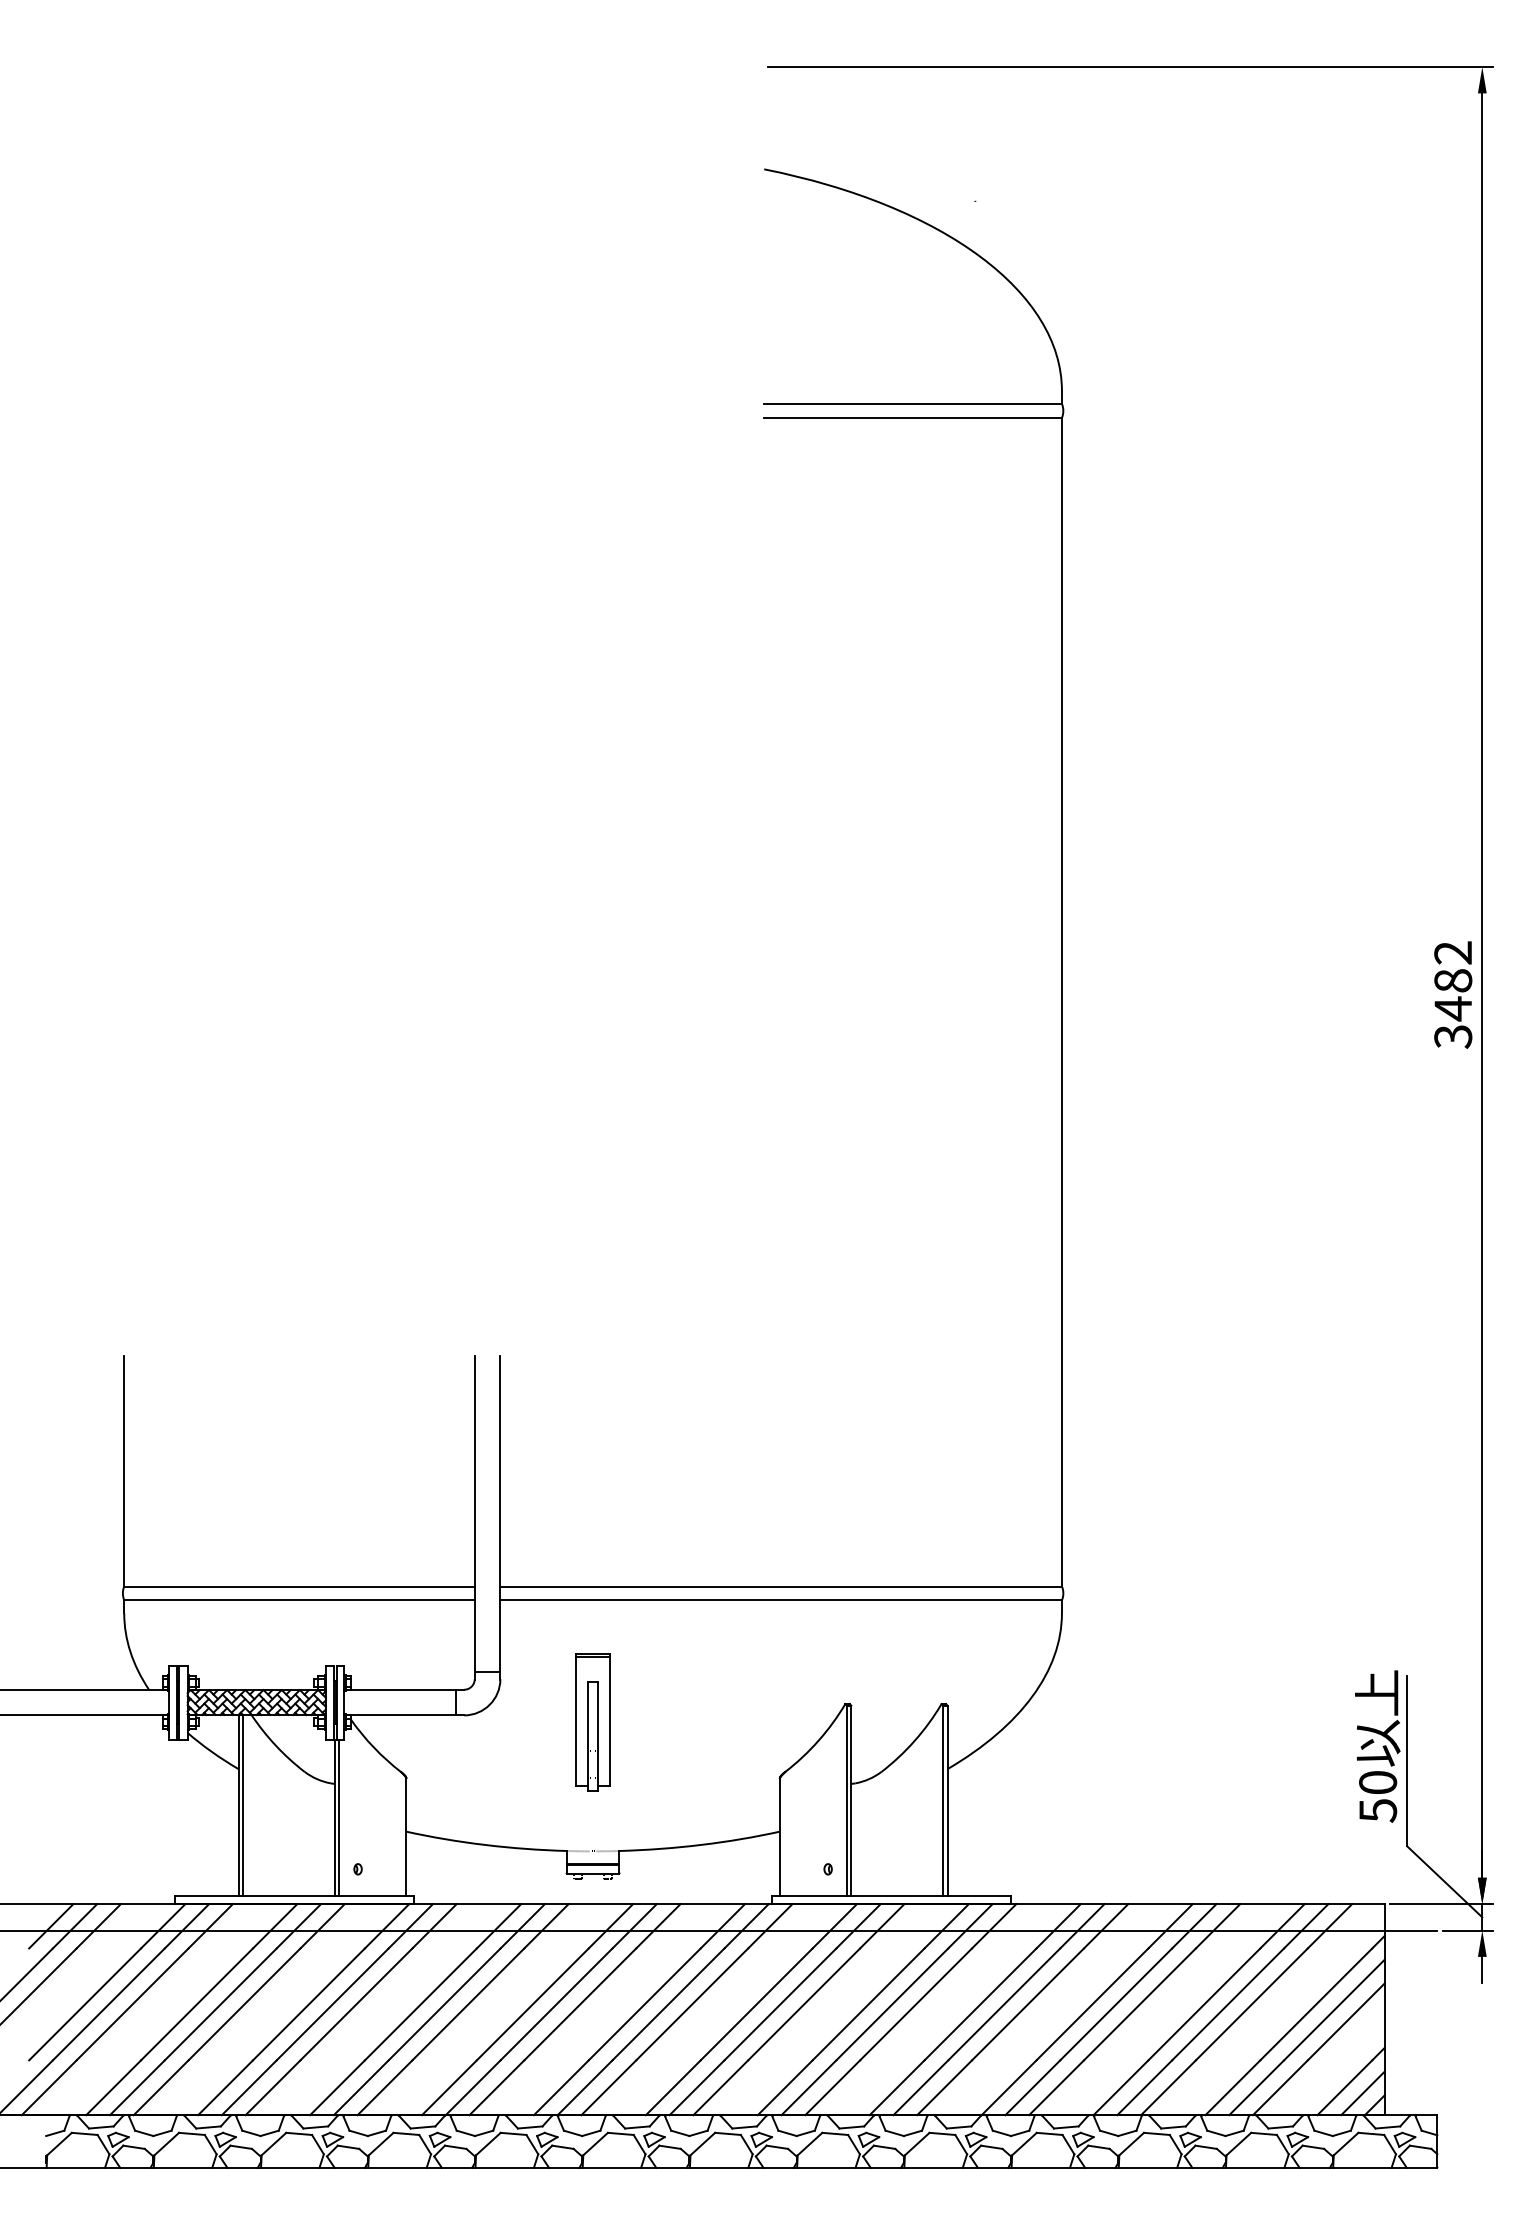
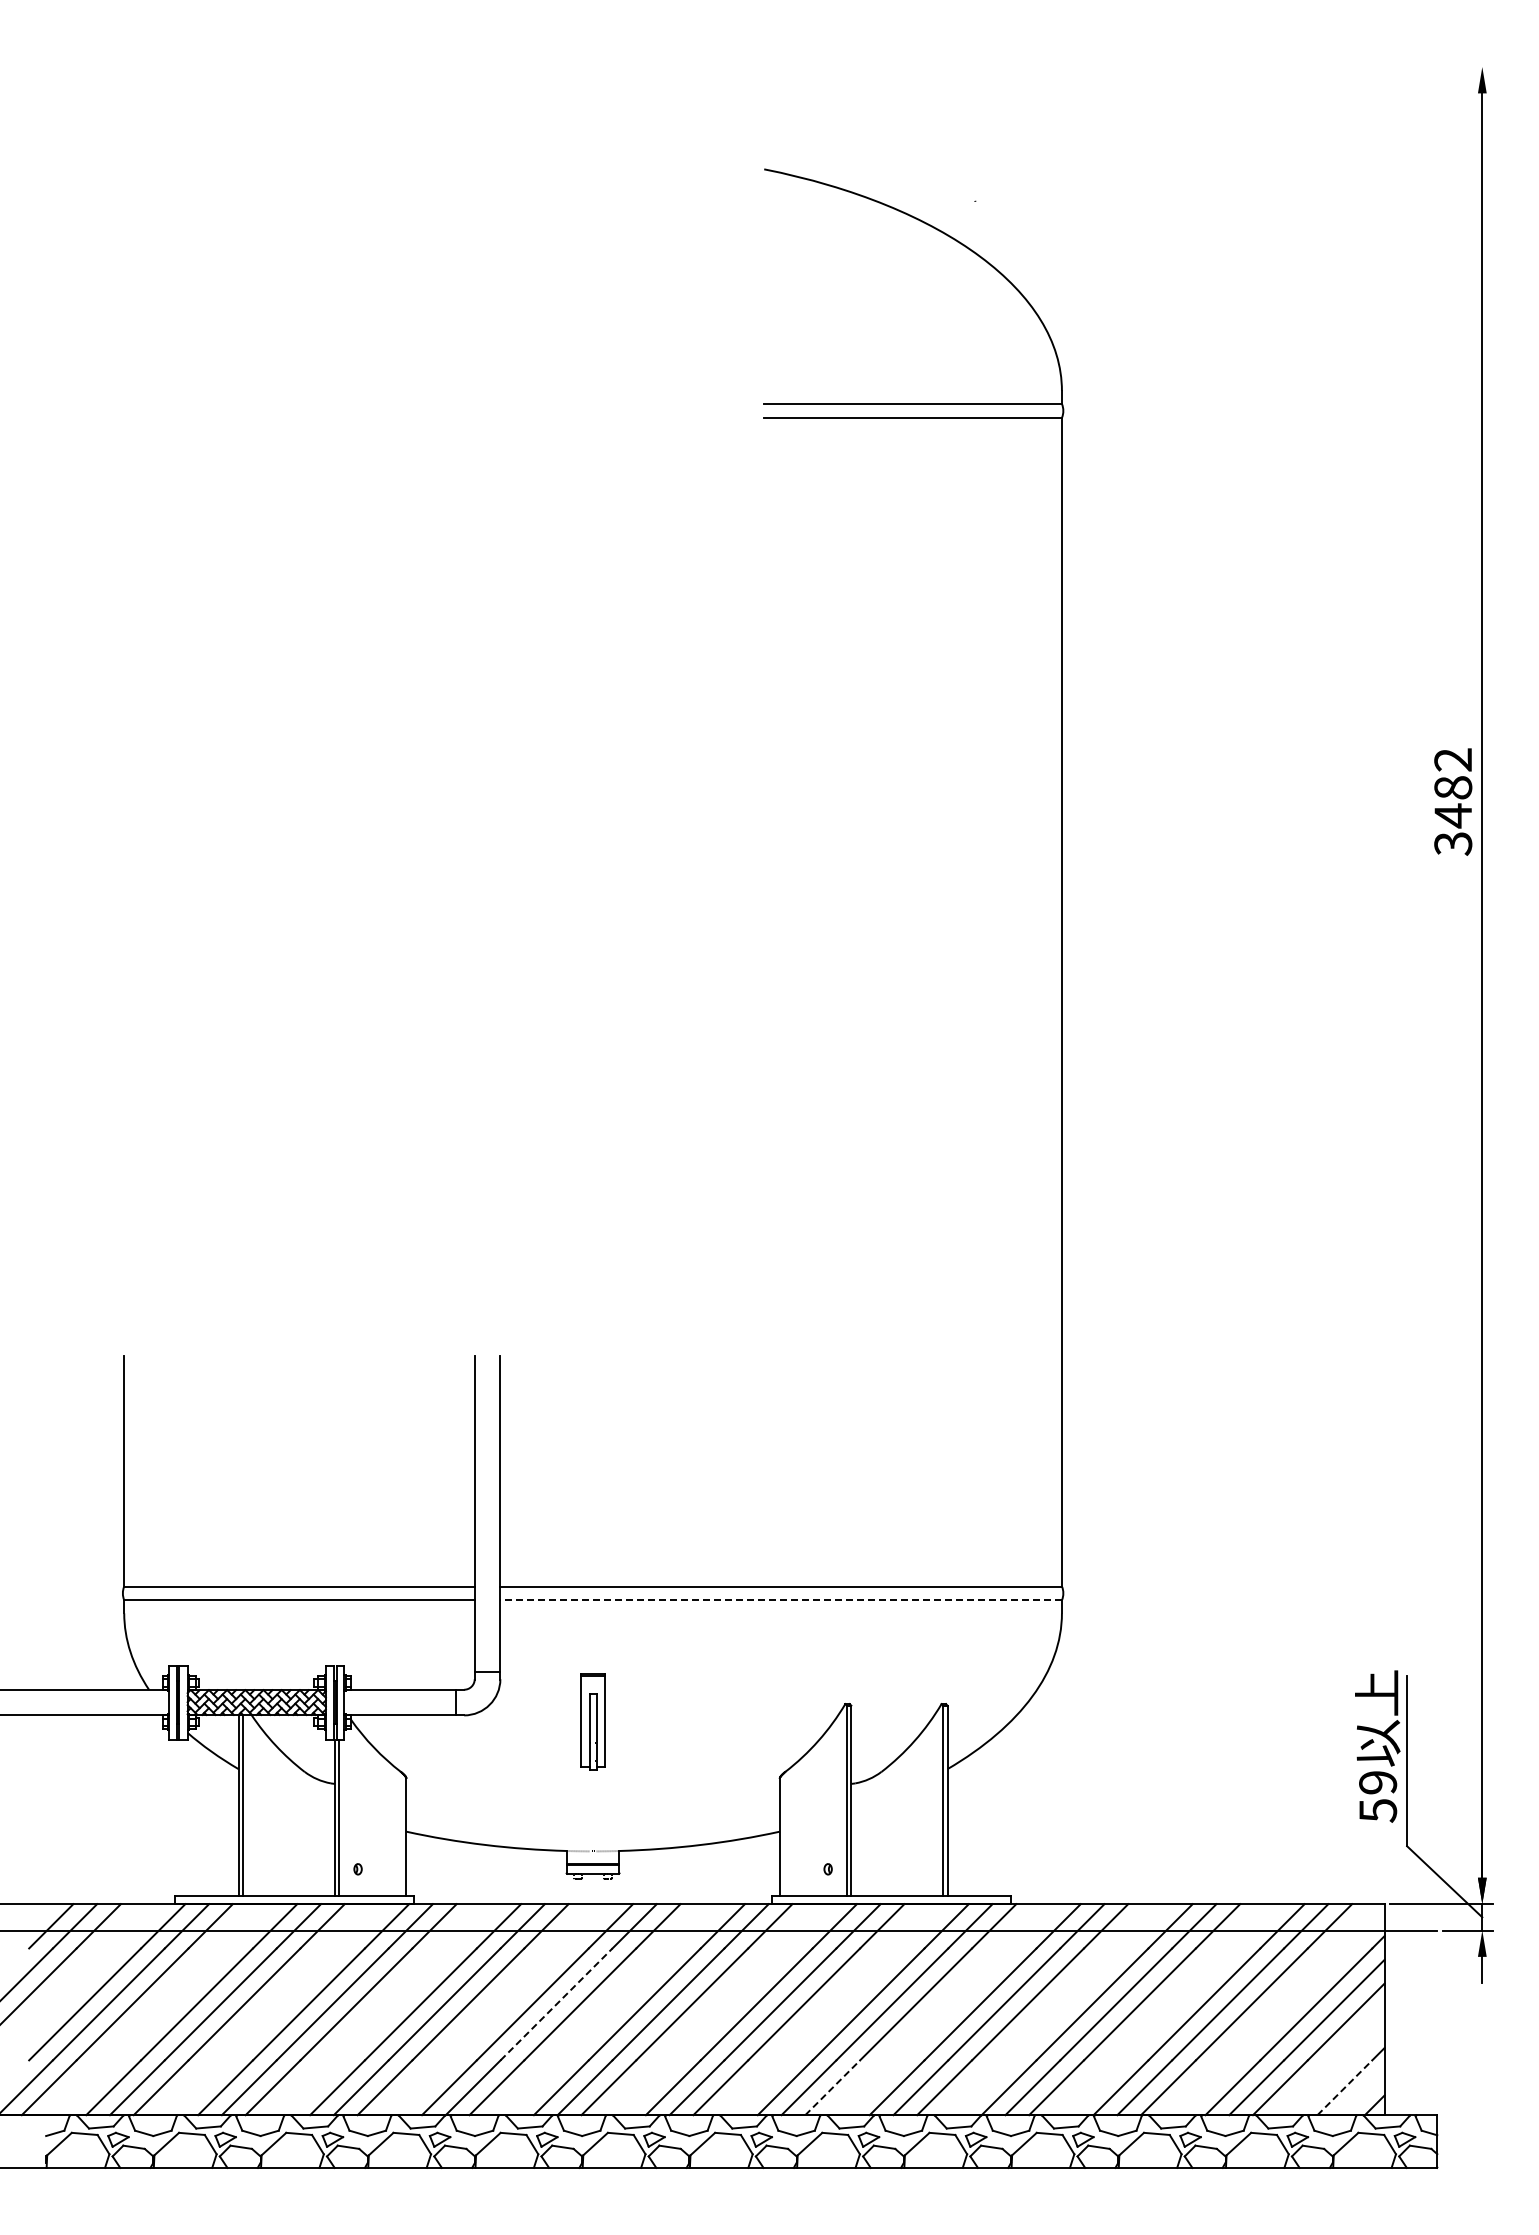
line: present -> none (1130, 67)
text position: (1453, 994) -> (1453, 801) (1453, 801)
line: solid -> dashed (781, 1600)
part size: 36x139 px -> 26x98 px (592, 1721)
text: 50 -> 59 (1378, 1782)
line: solid -> dashed (556, 2004)
line: solid -> dashed (832, 2087)
line: solid -> dashed (1344, 2087)
line: present -> none (1362, 2093)
